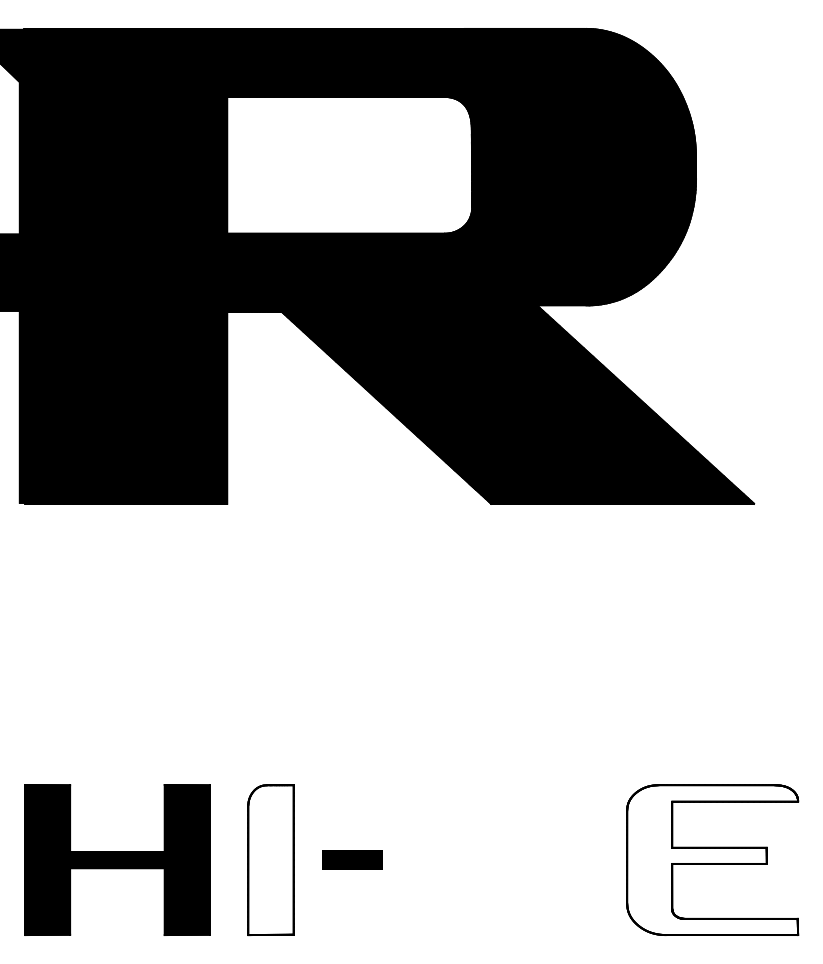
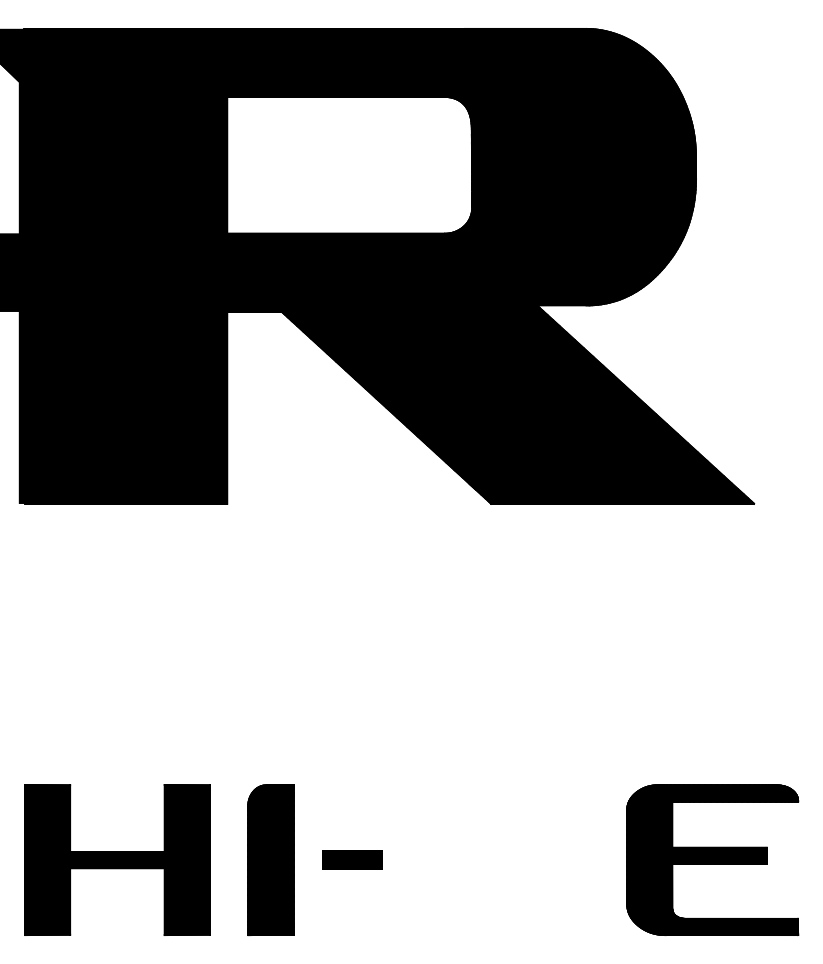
fill: none -> present (270, 860)
fill: none -> present (712, 860)
